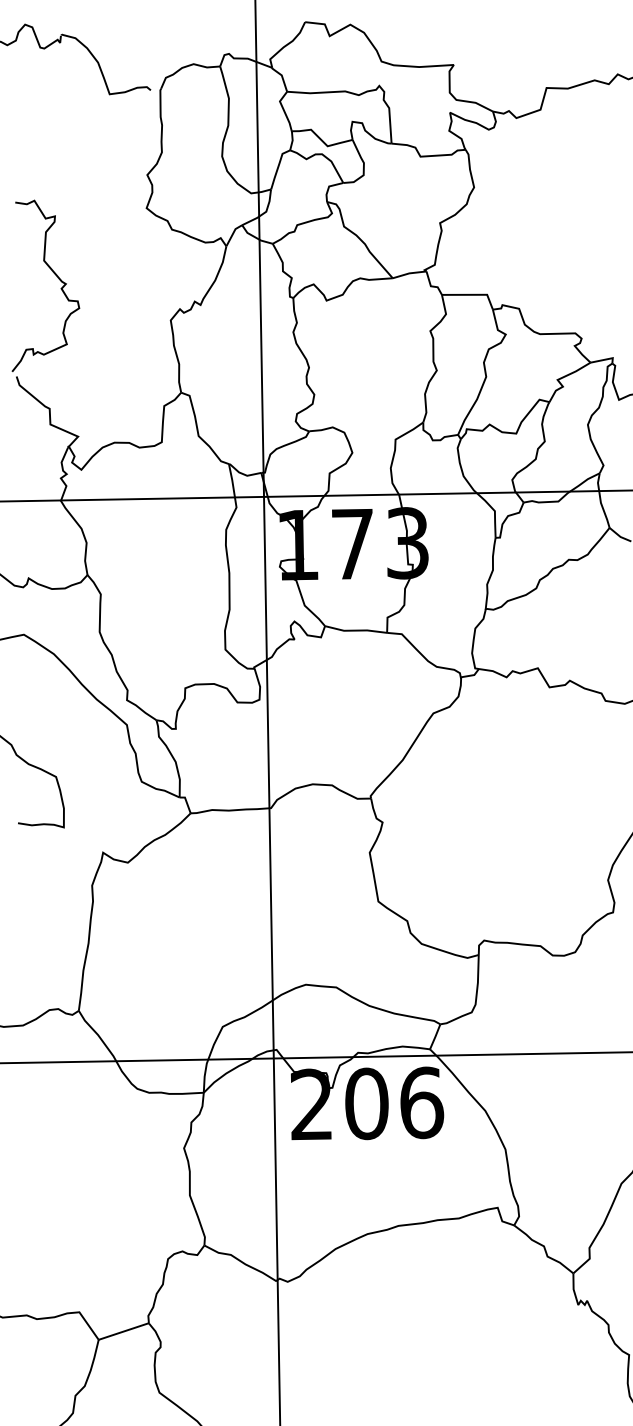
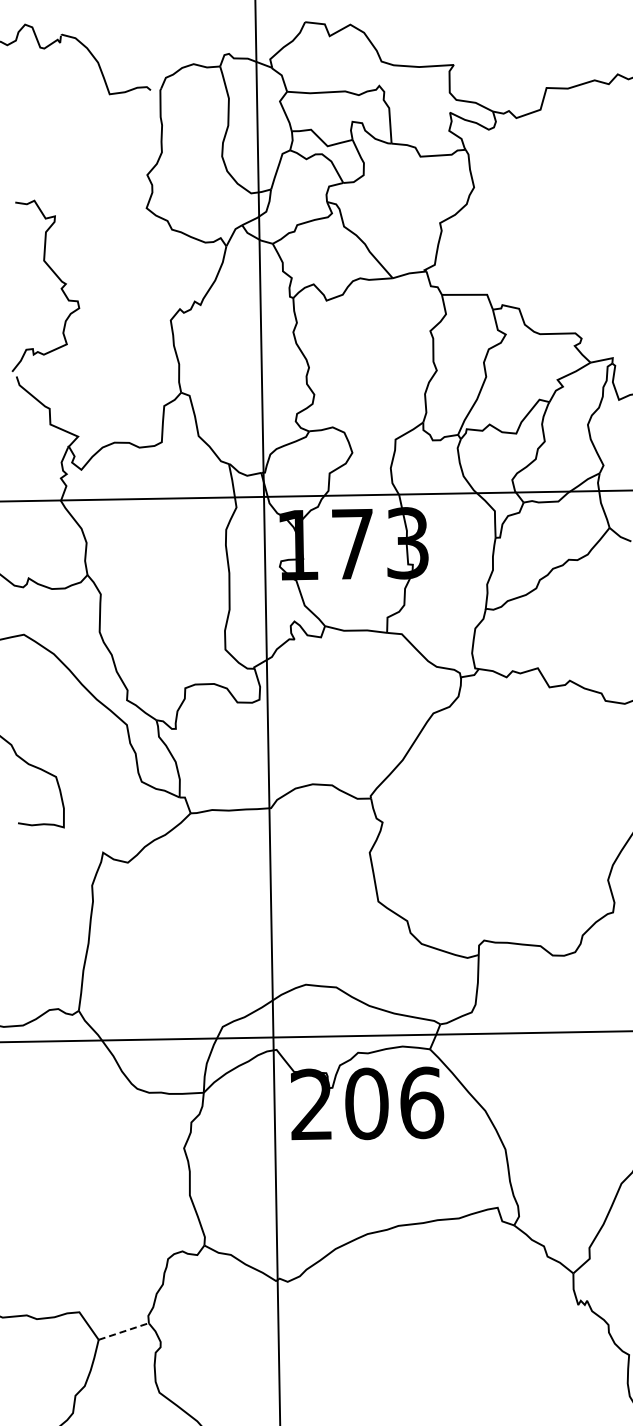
line position: (315, 1057) -> (315, 1036) (315, 1036)
line: solid -> dashed (124, 1331)
